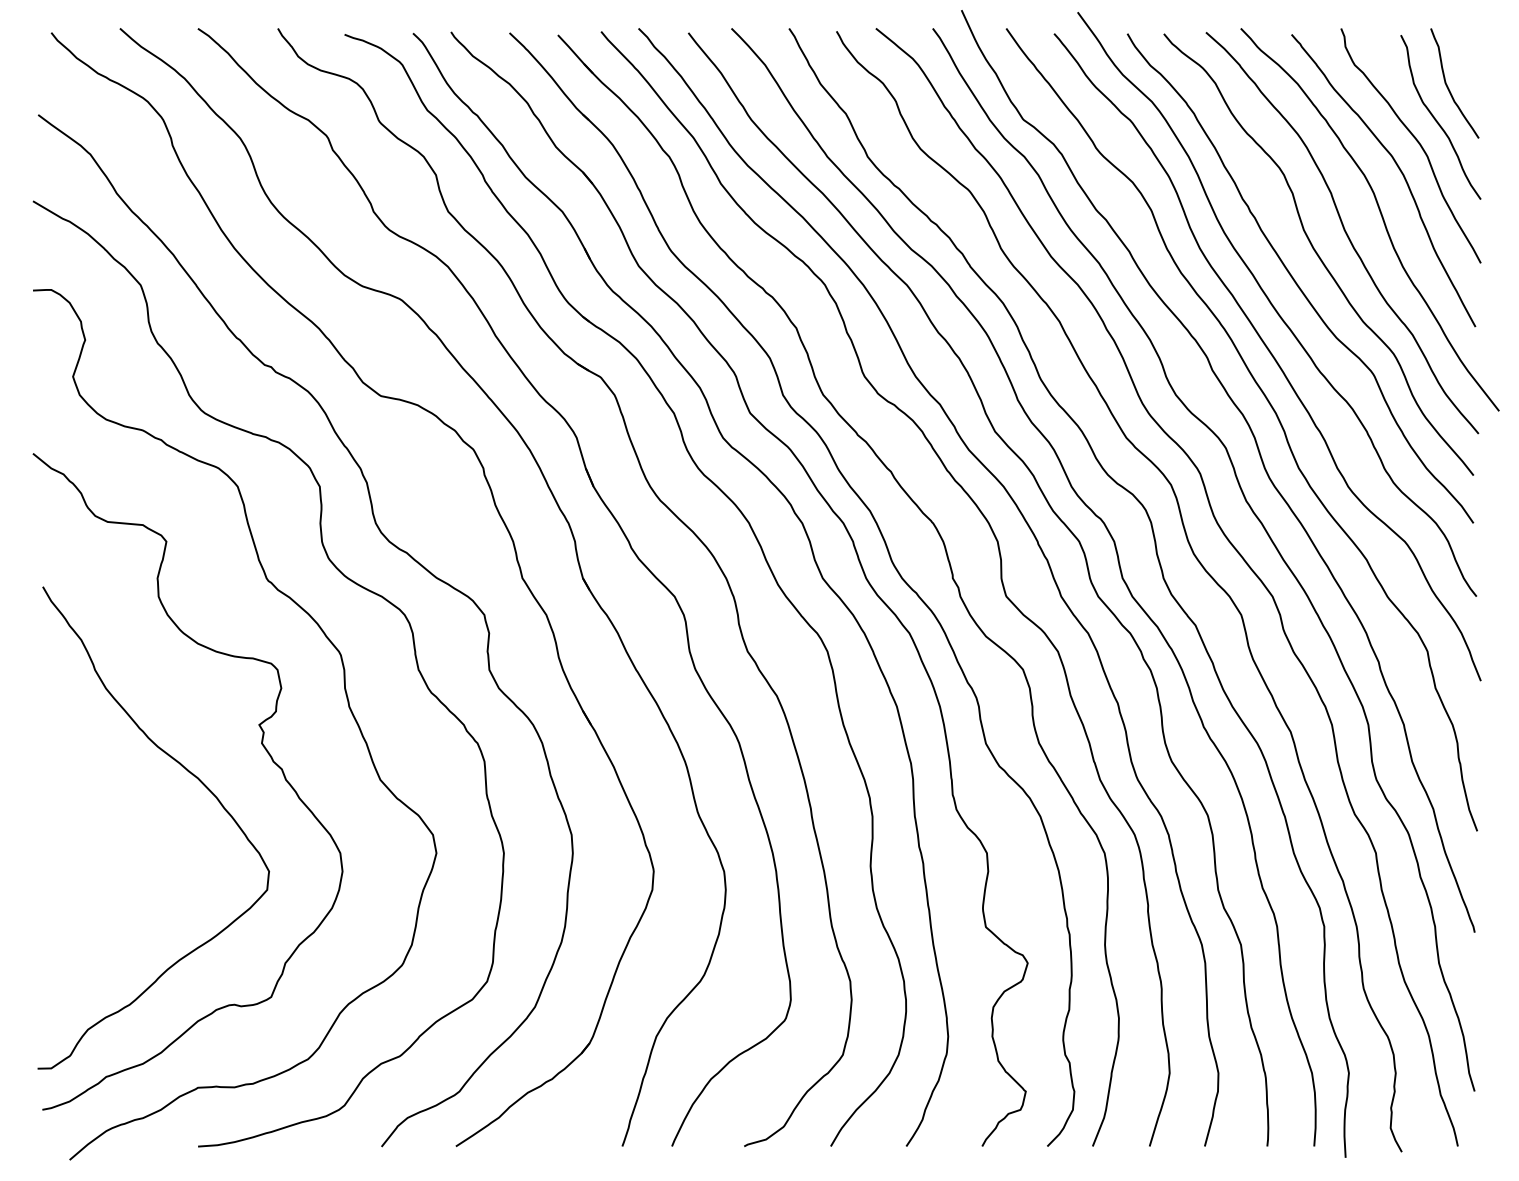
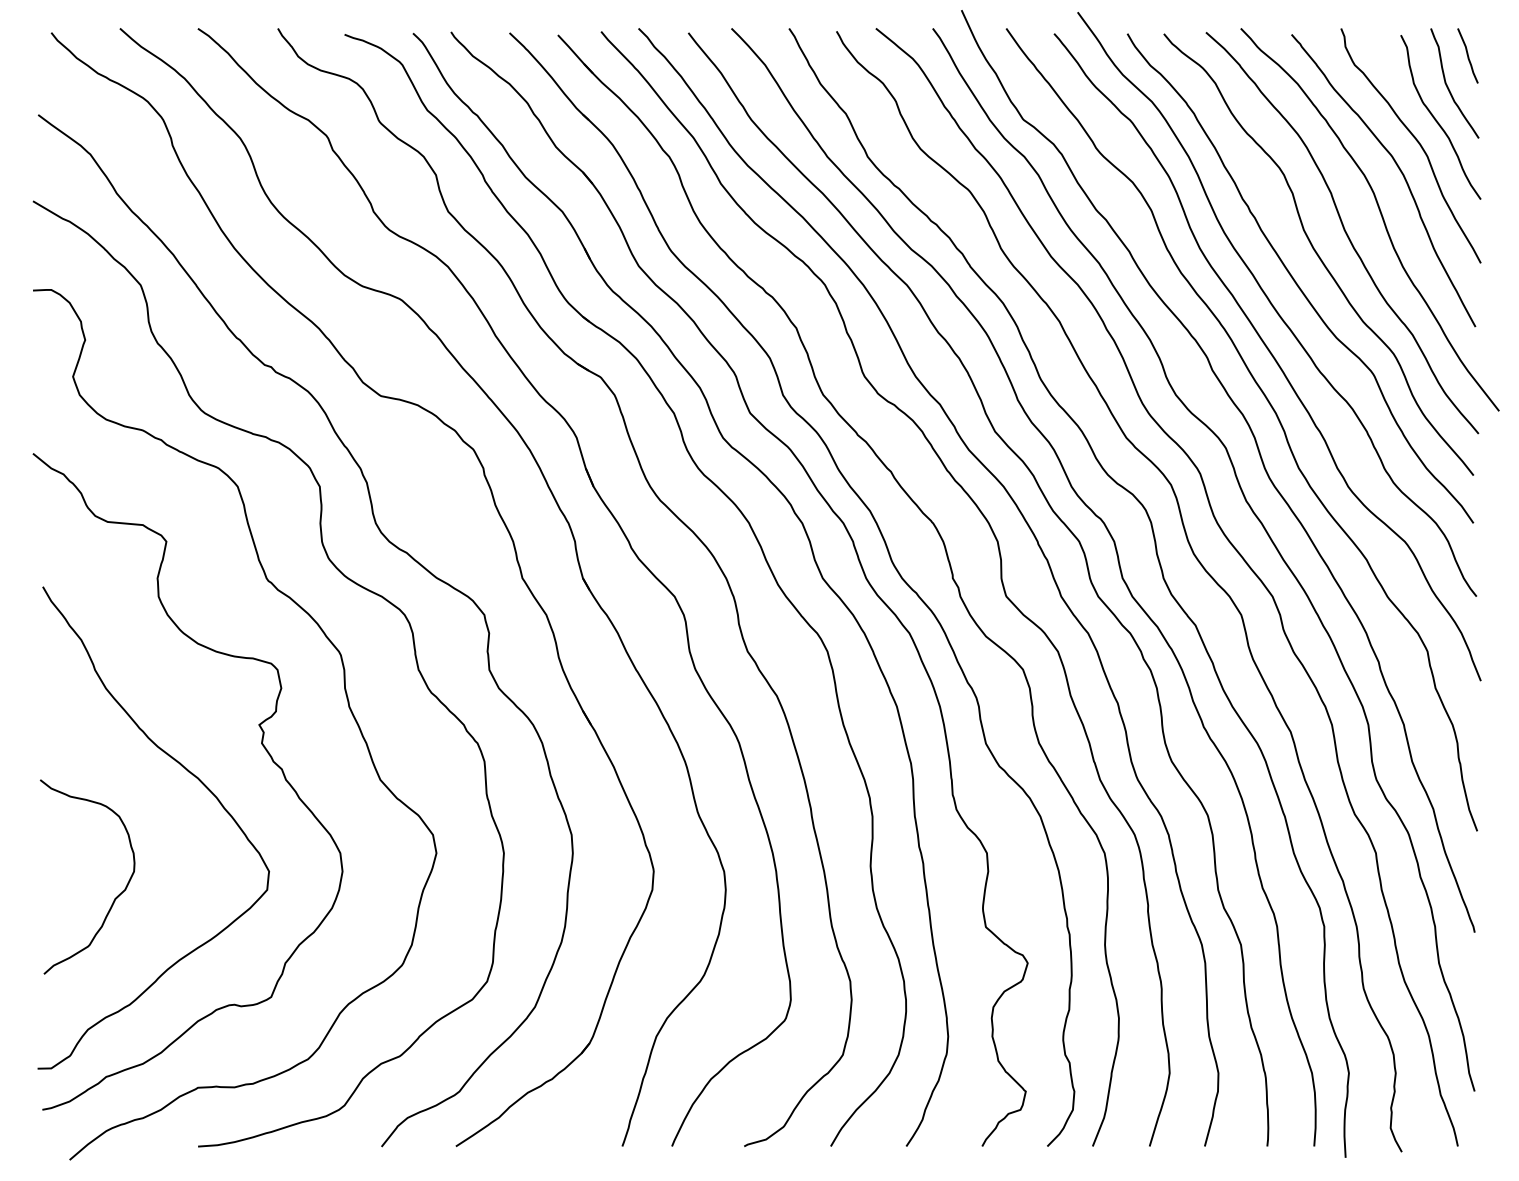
curve: none -> present (1467, 55)
curve: none -> present (114, 898)
